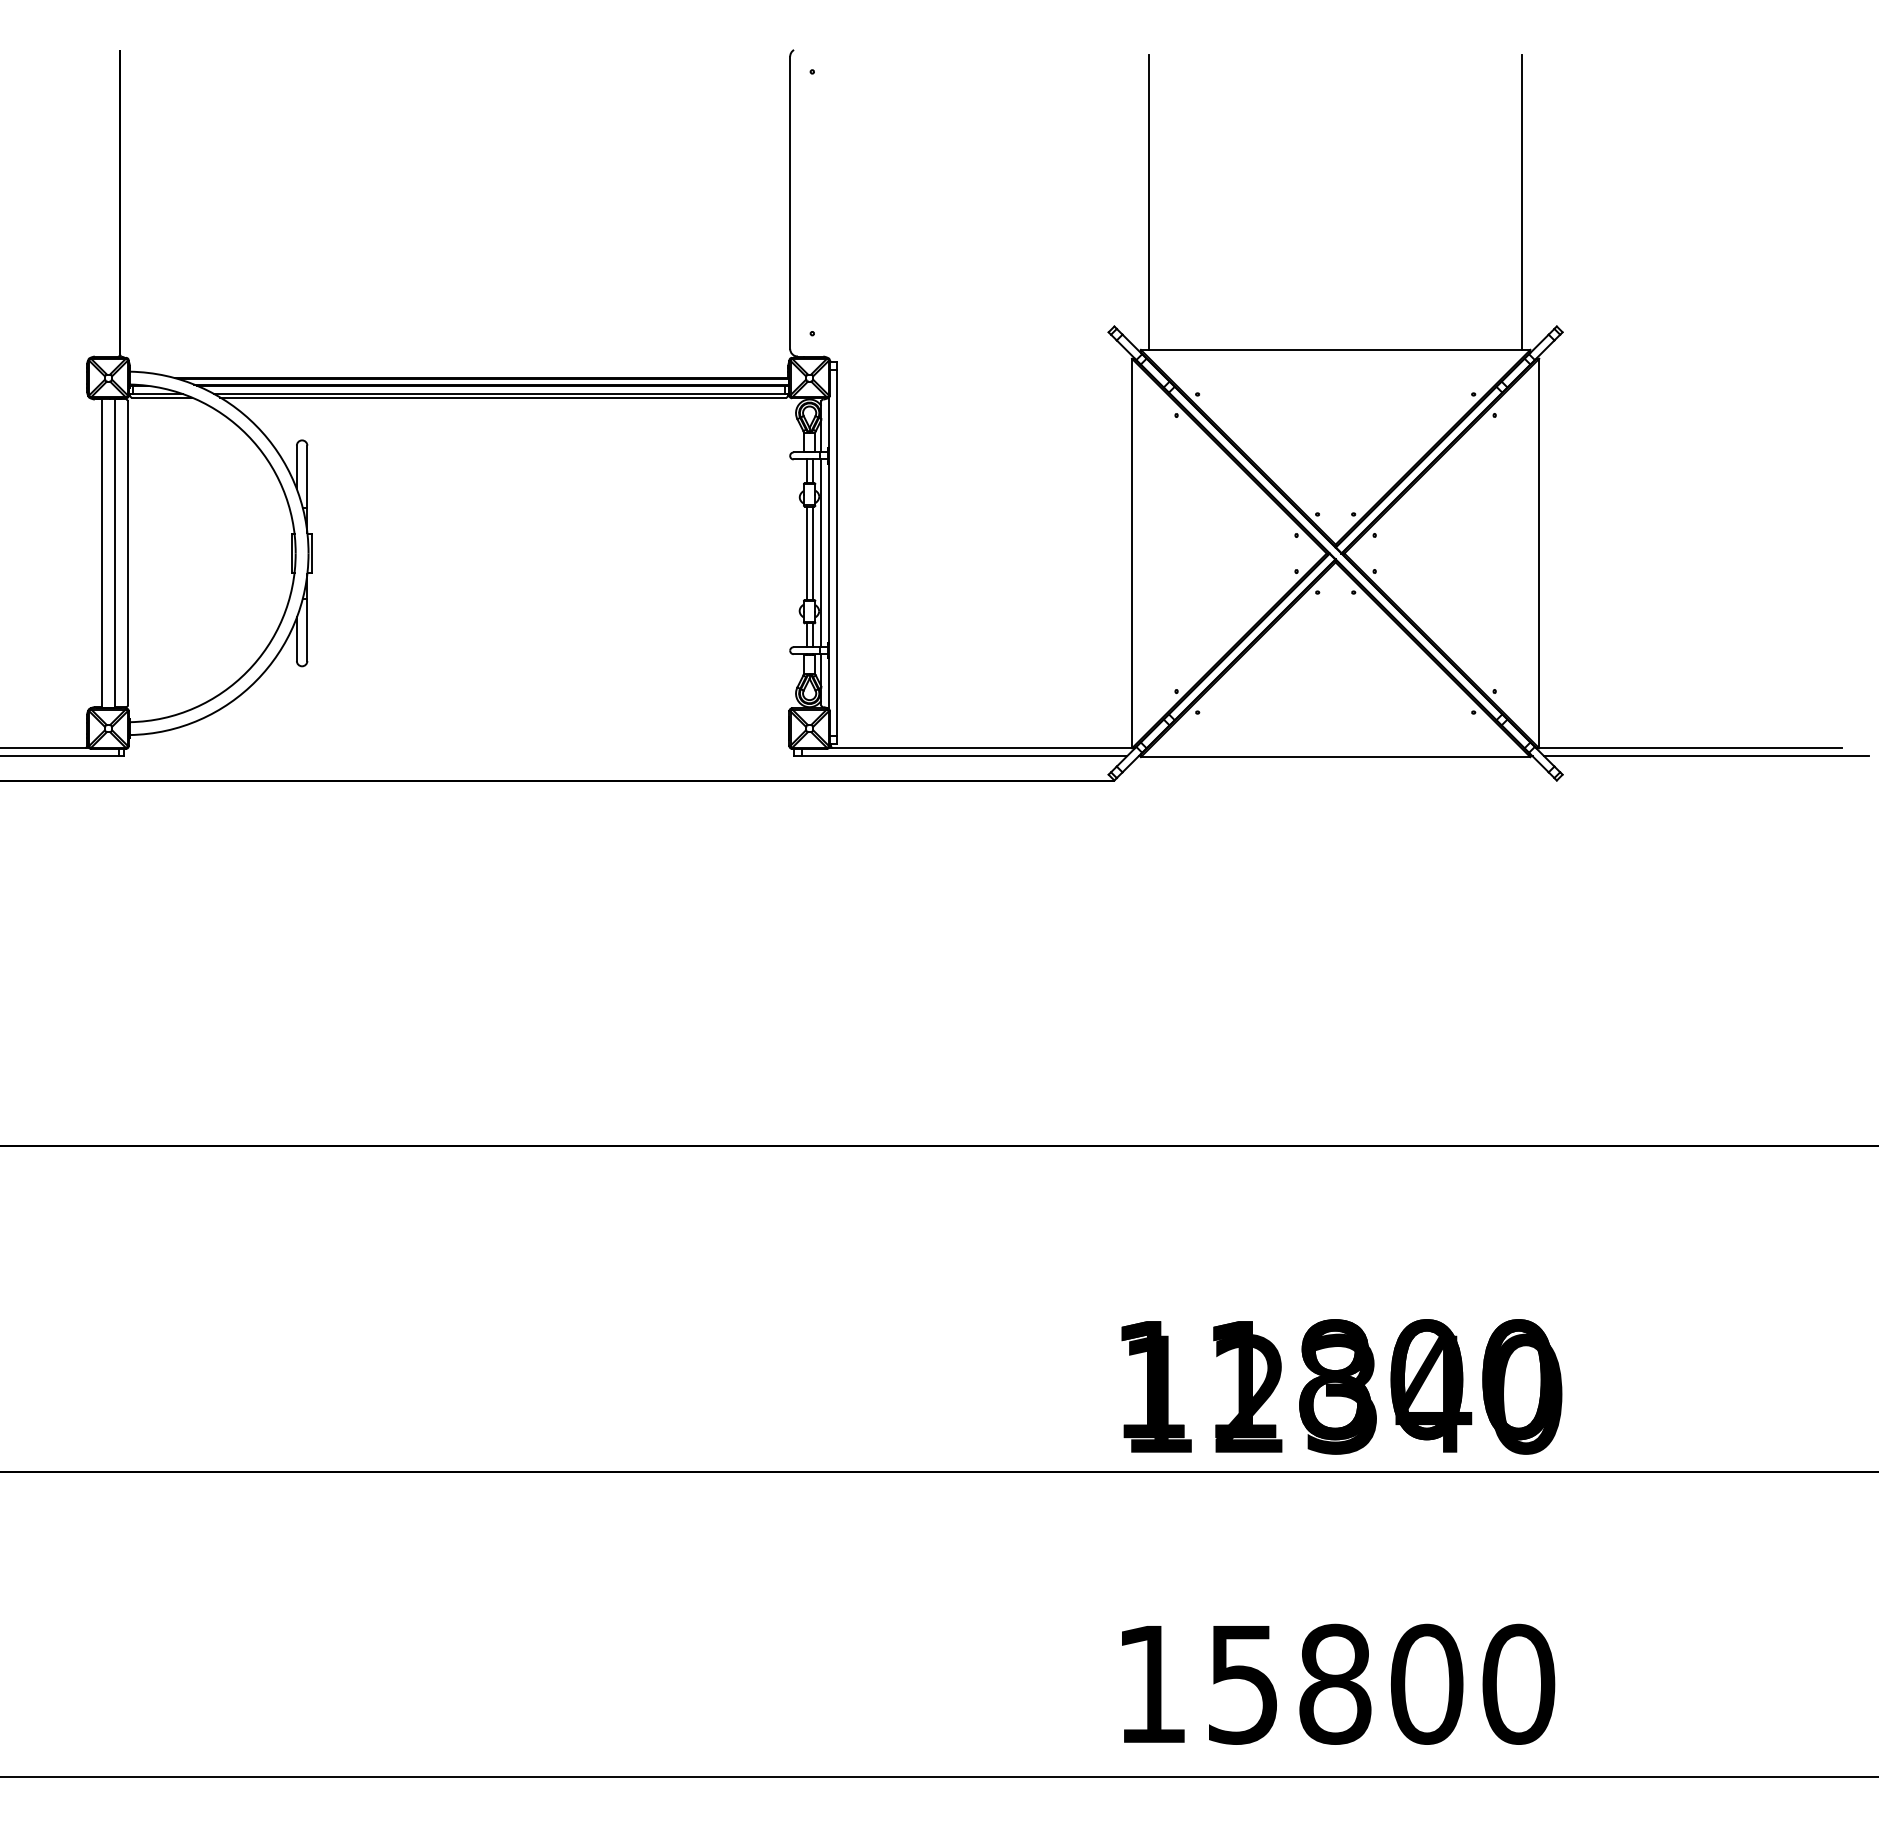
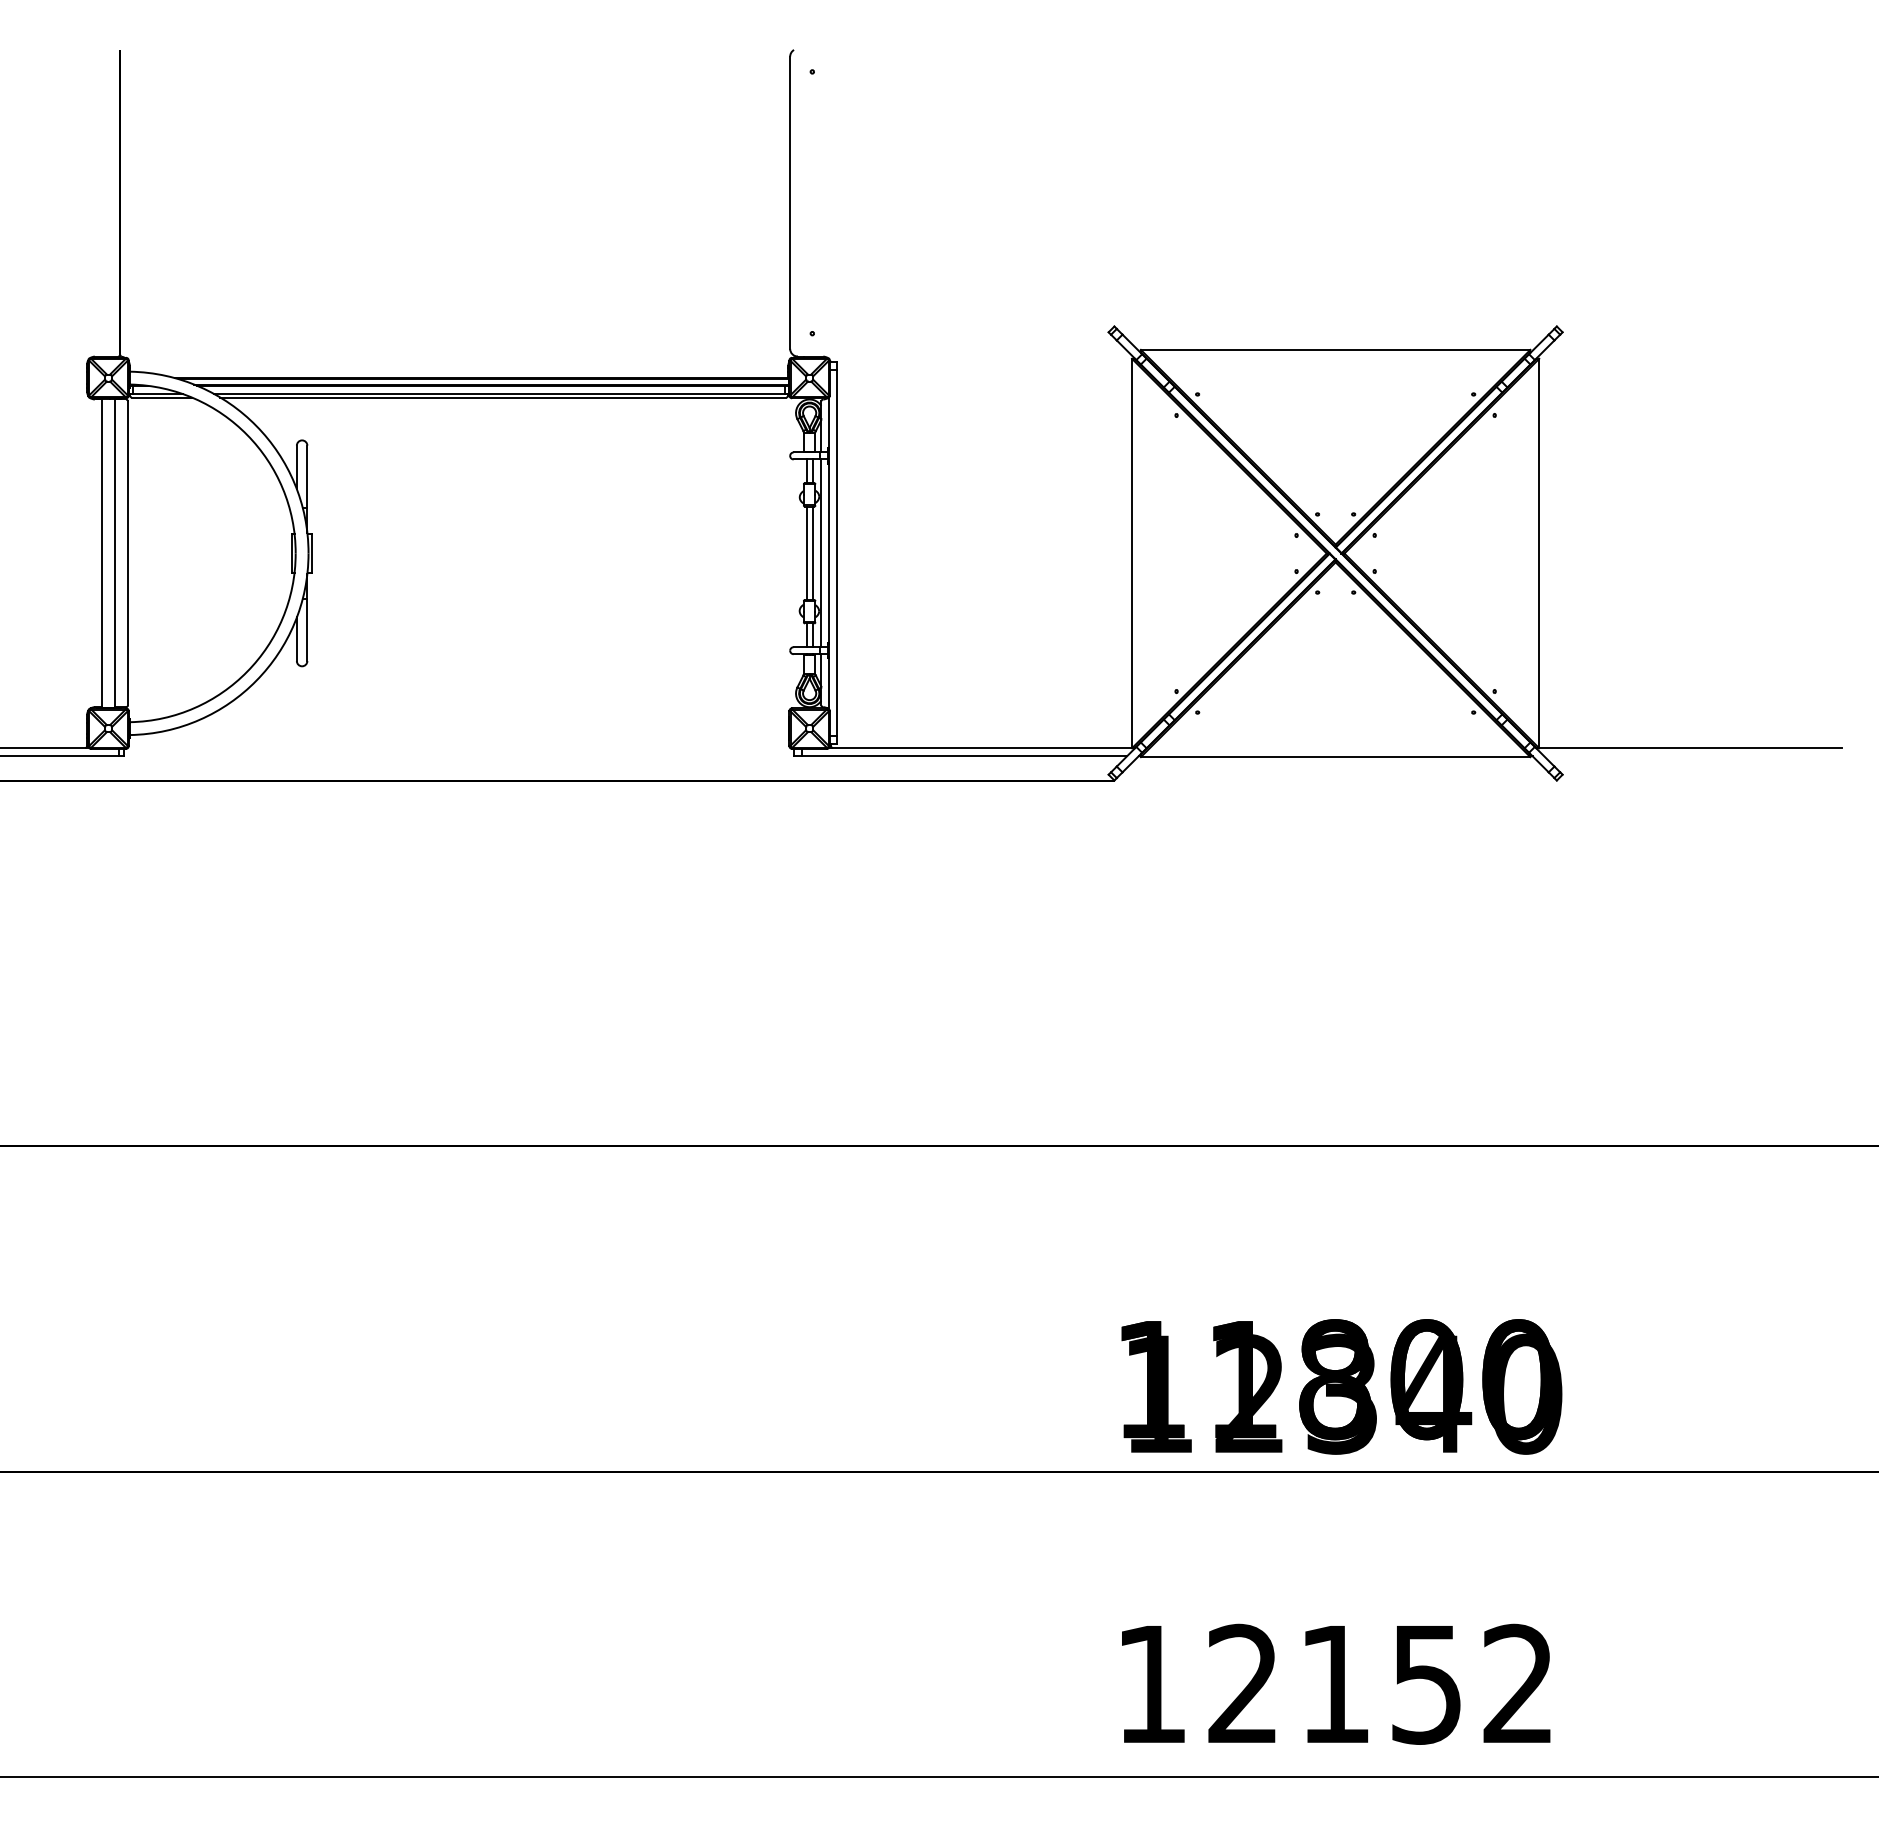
line: present -> none (1148, 202)
line: present -> none (1522, 202)
line: present -> none (1706, 756)
text: 15800 -> 12152 (1381, 1683)
